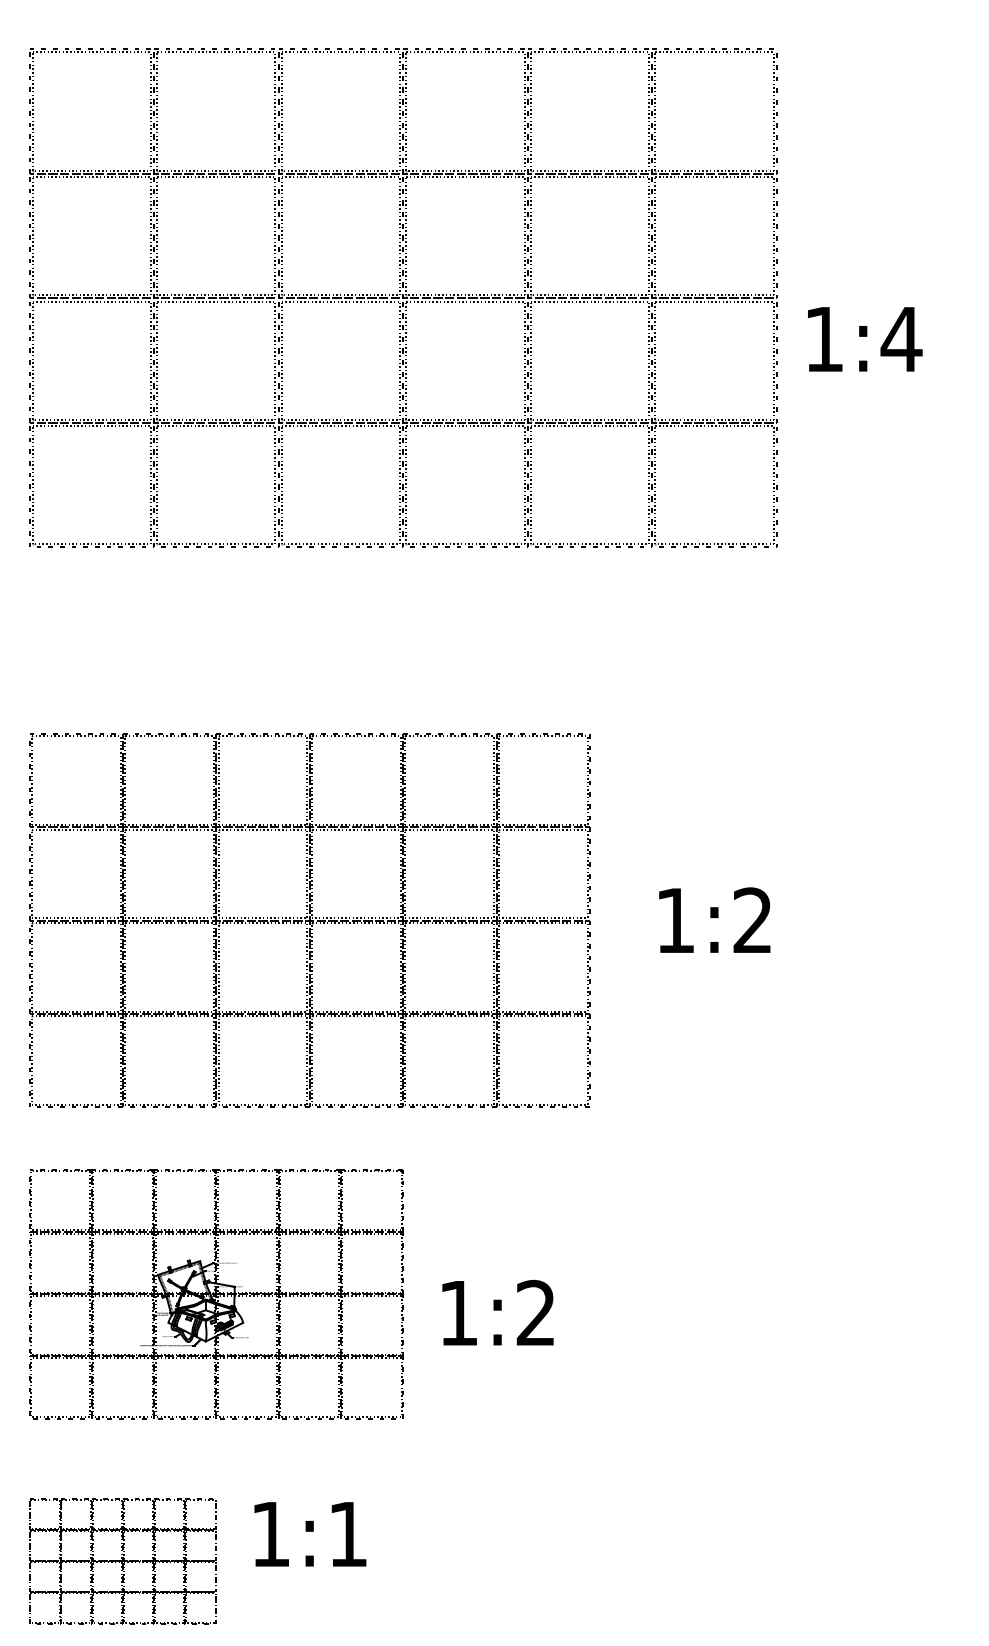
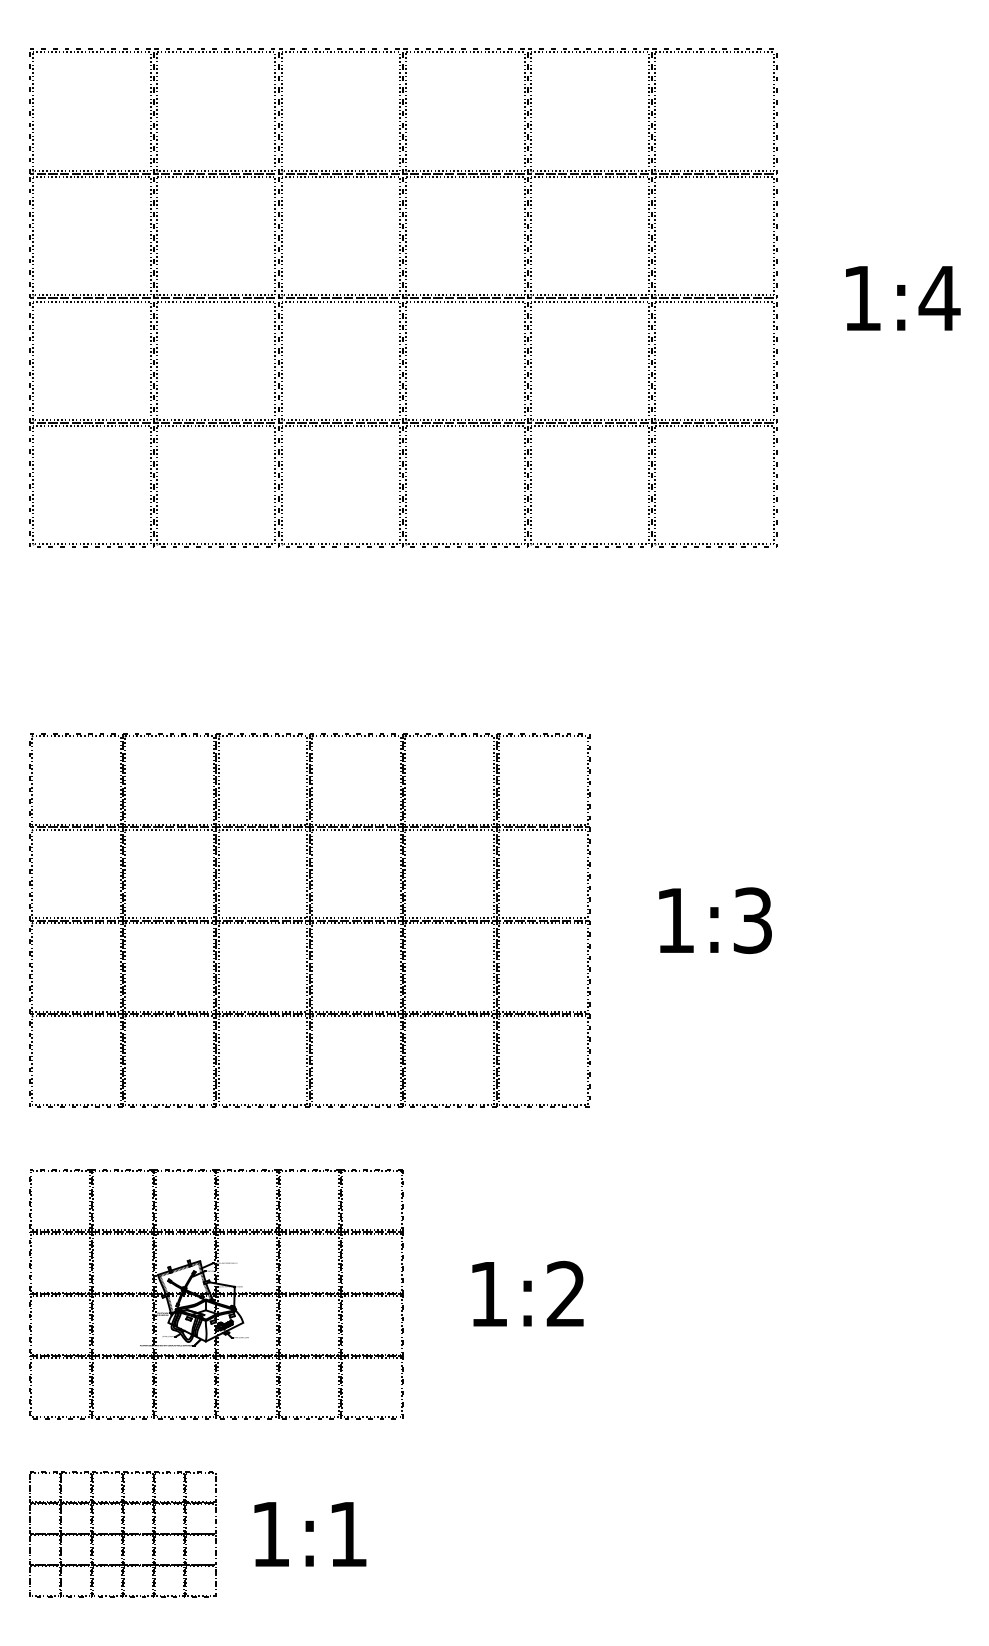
text position: (865, 339) -> (903, 298) (903, 298)
text: 1:2 -> 1:3 (752, 920)
text position: (497, 1312) -> (527, 1293) (527, 1293)
part position: (122, 1561) -> (122, 1534) (122, 1534)
